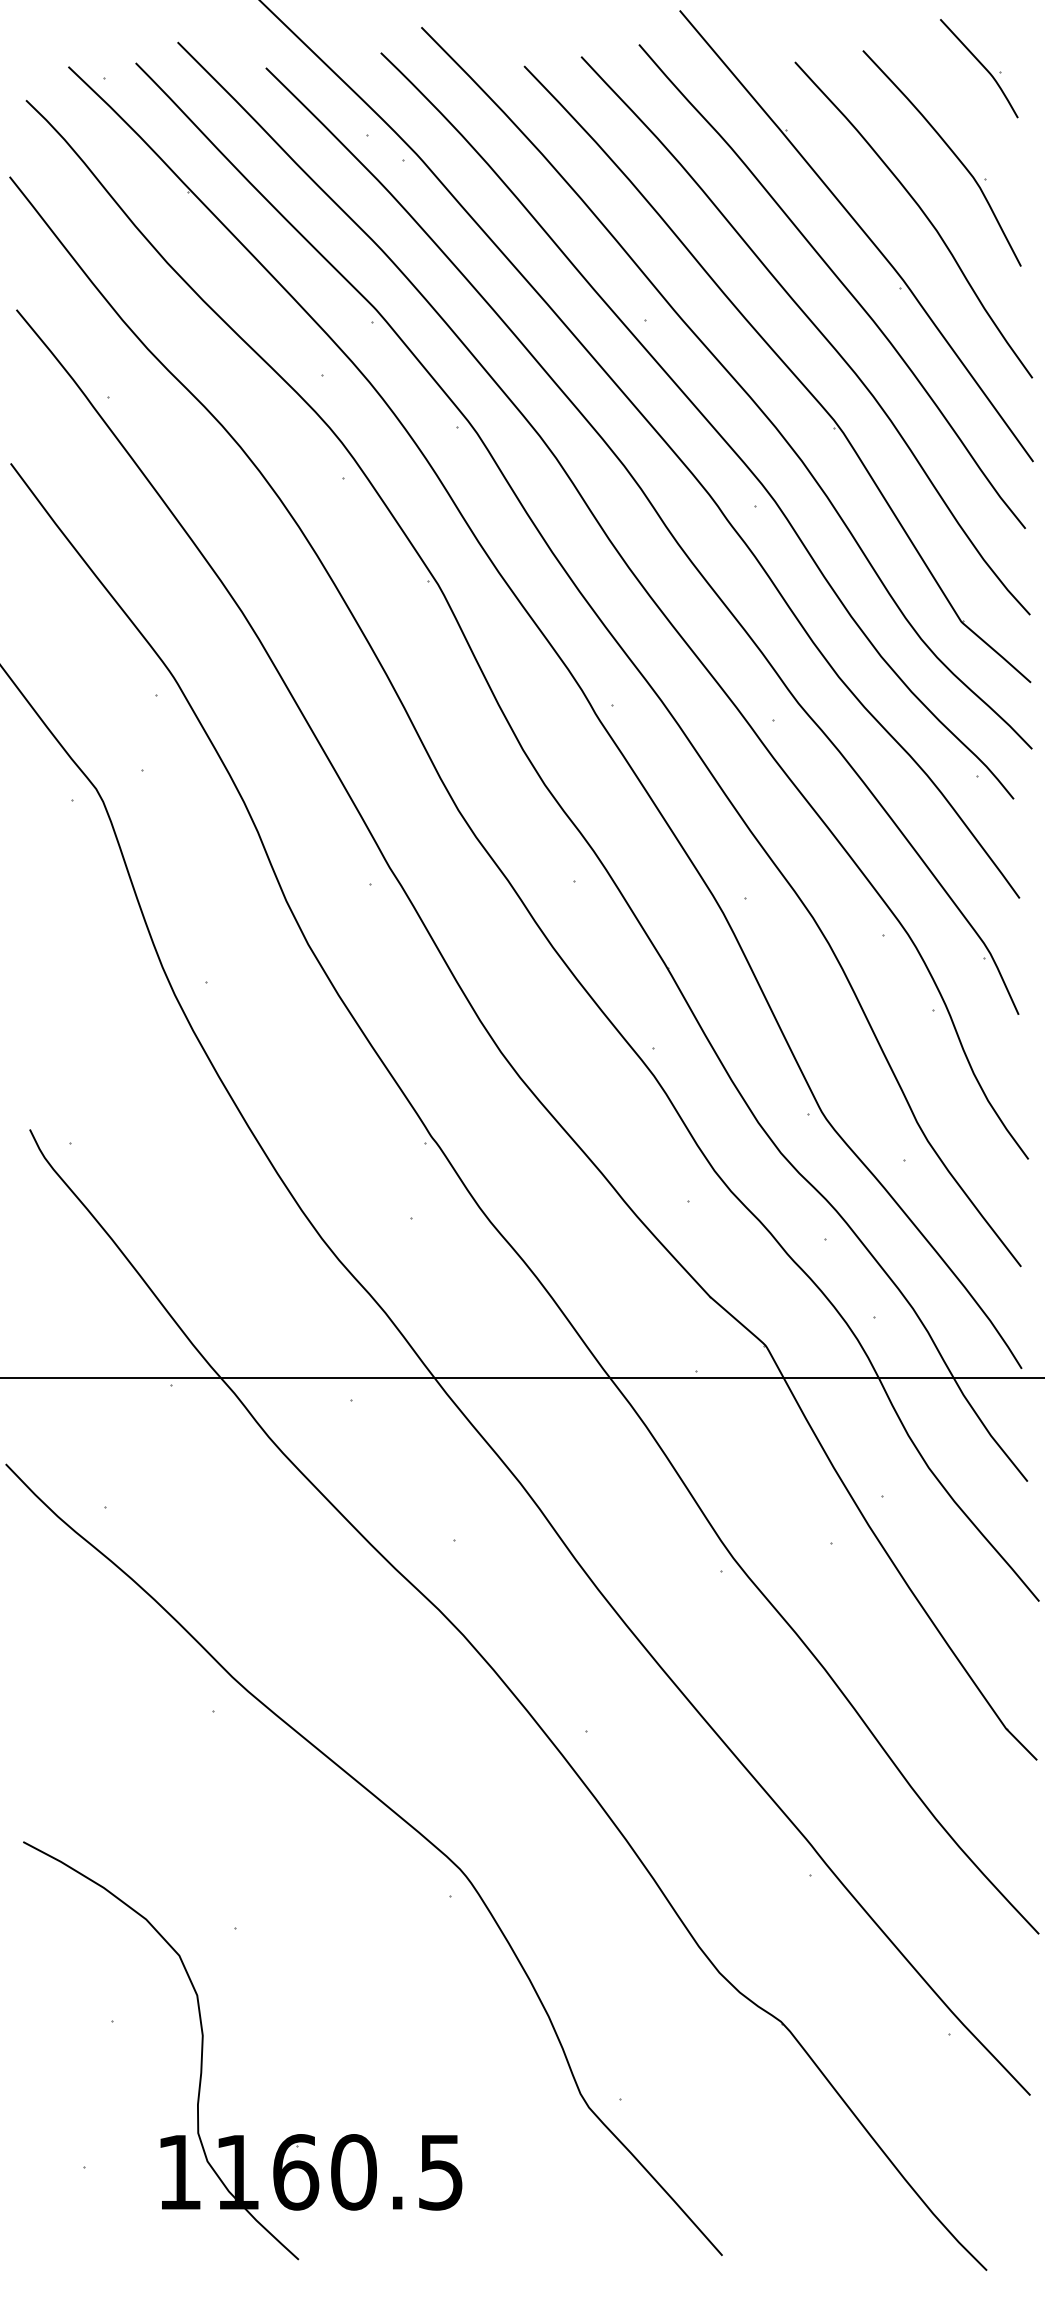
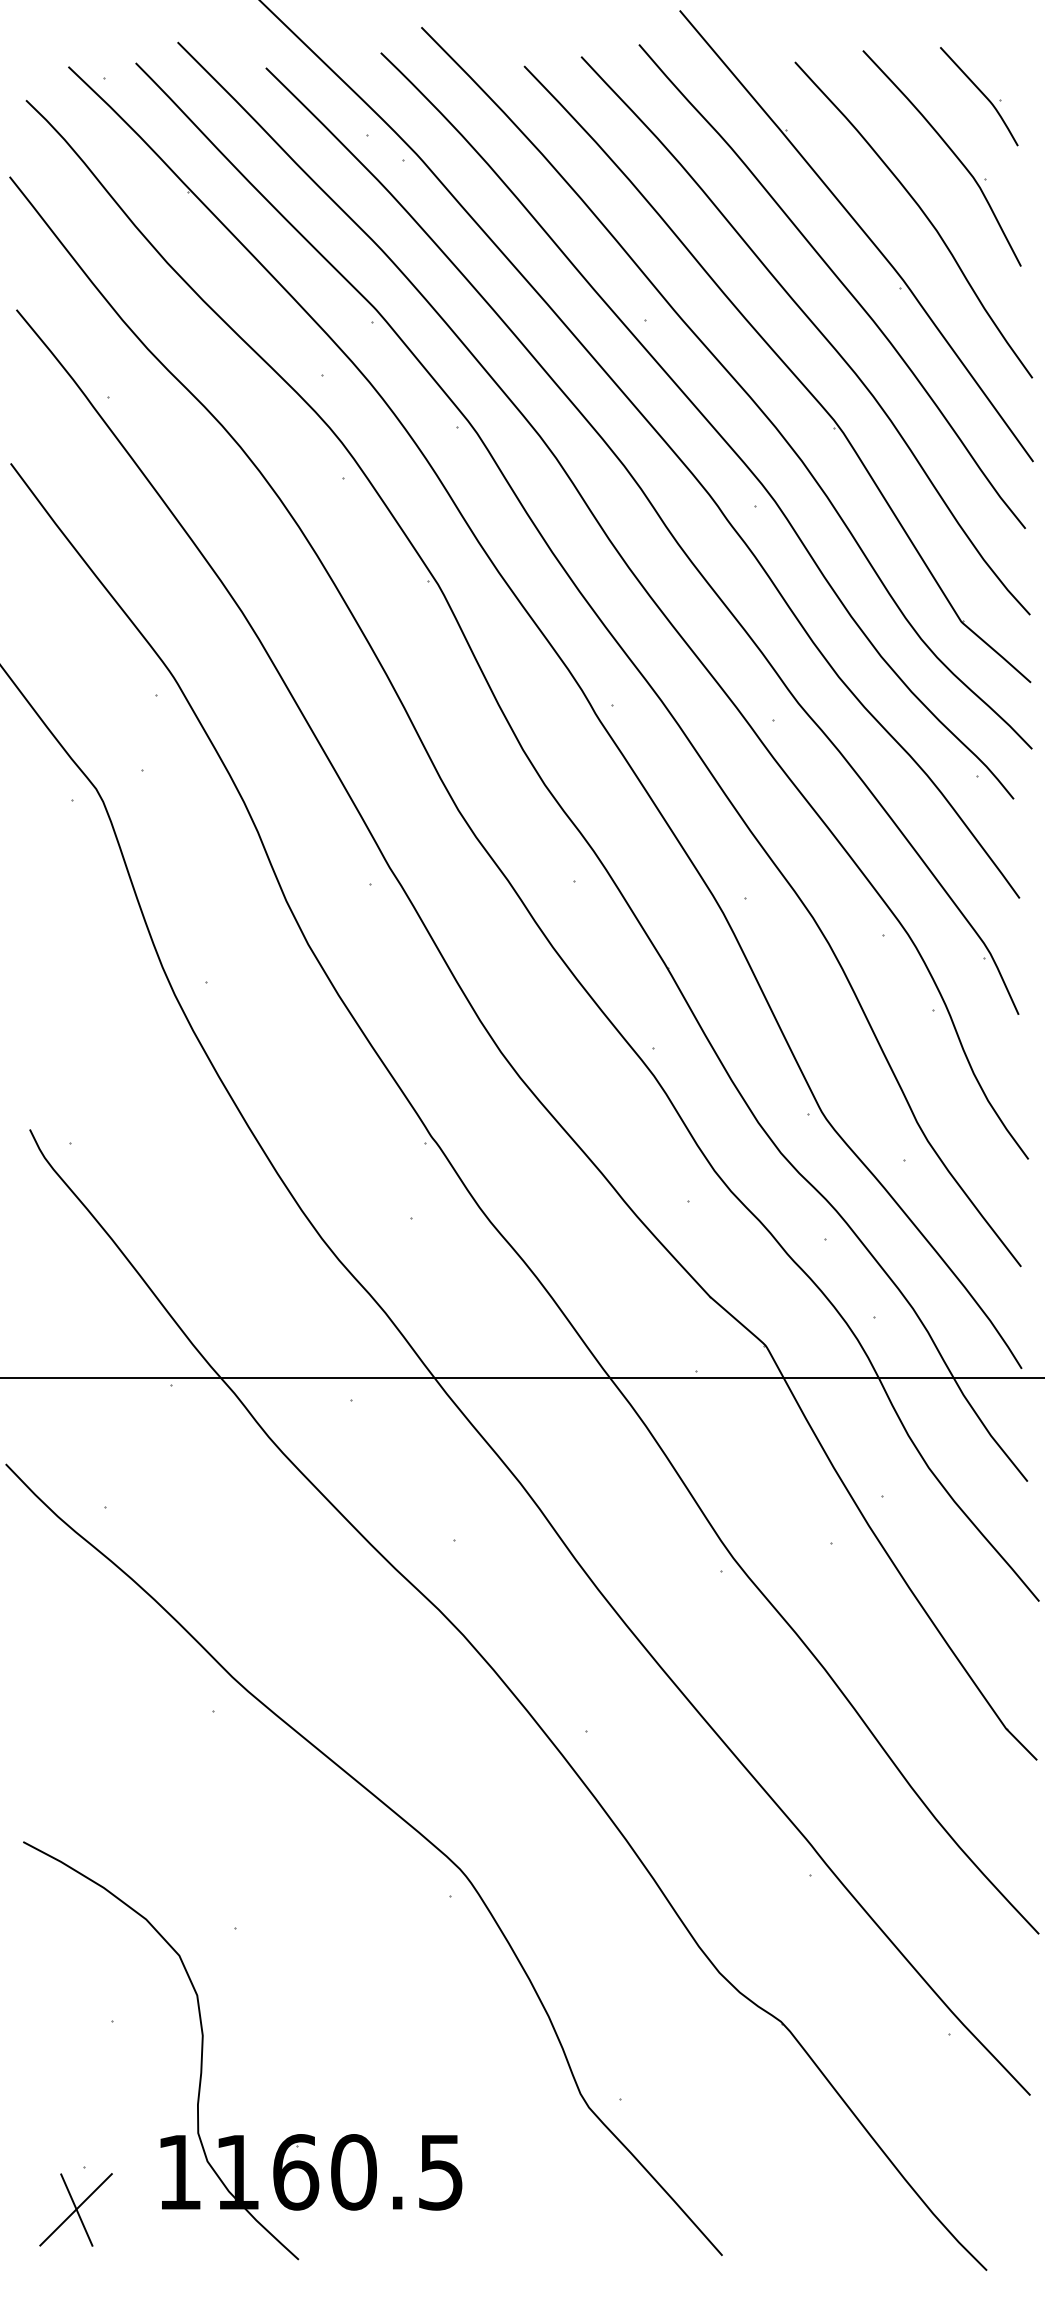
part position: (979, 68) -> (979, 96) (979, 96)
part: none -> present (75, 2209)
